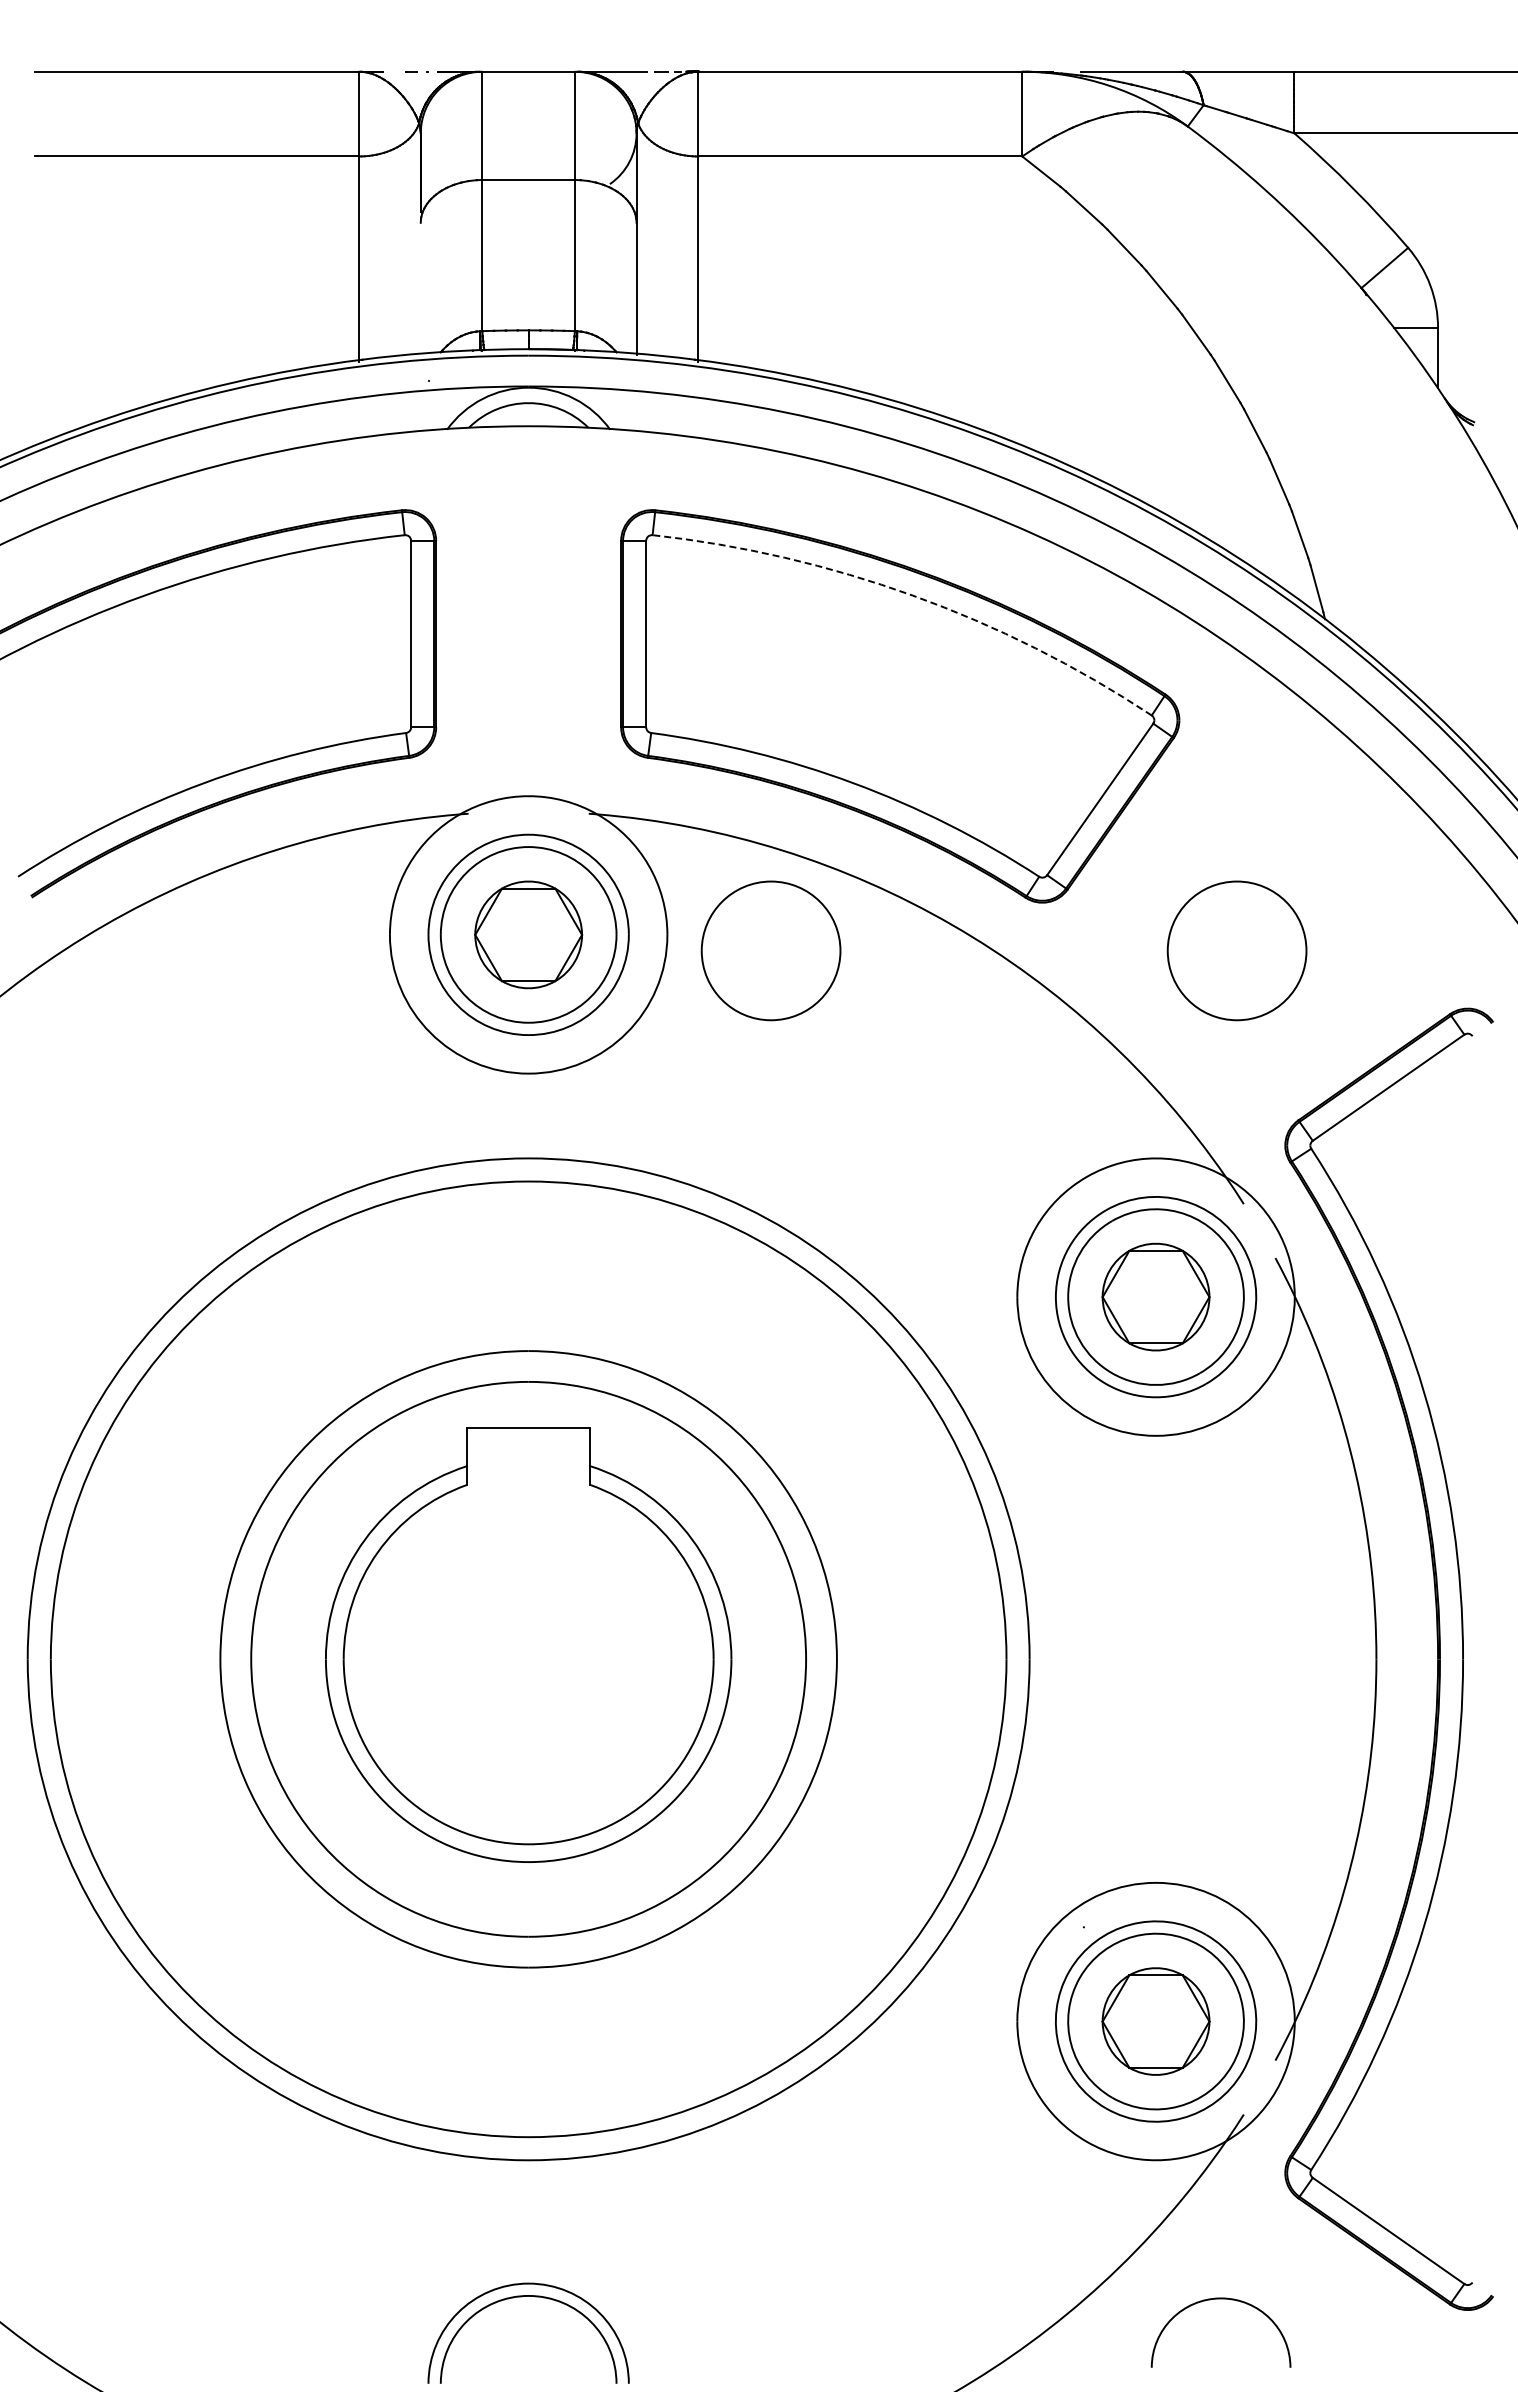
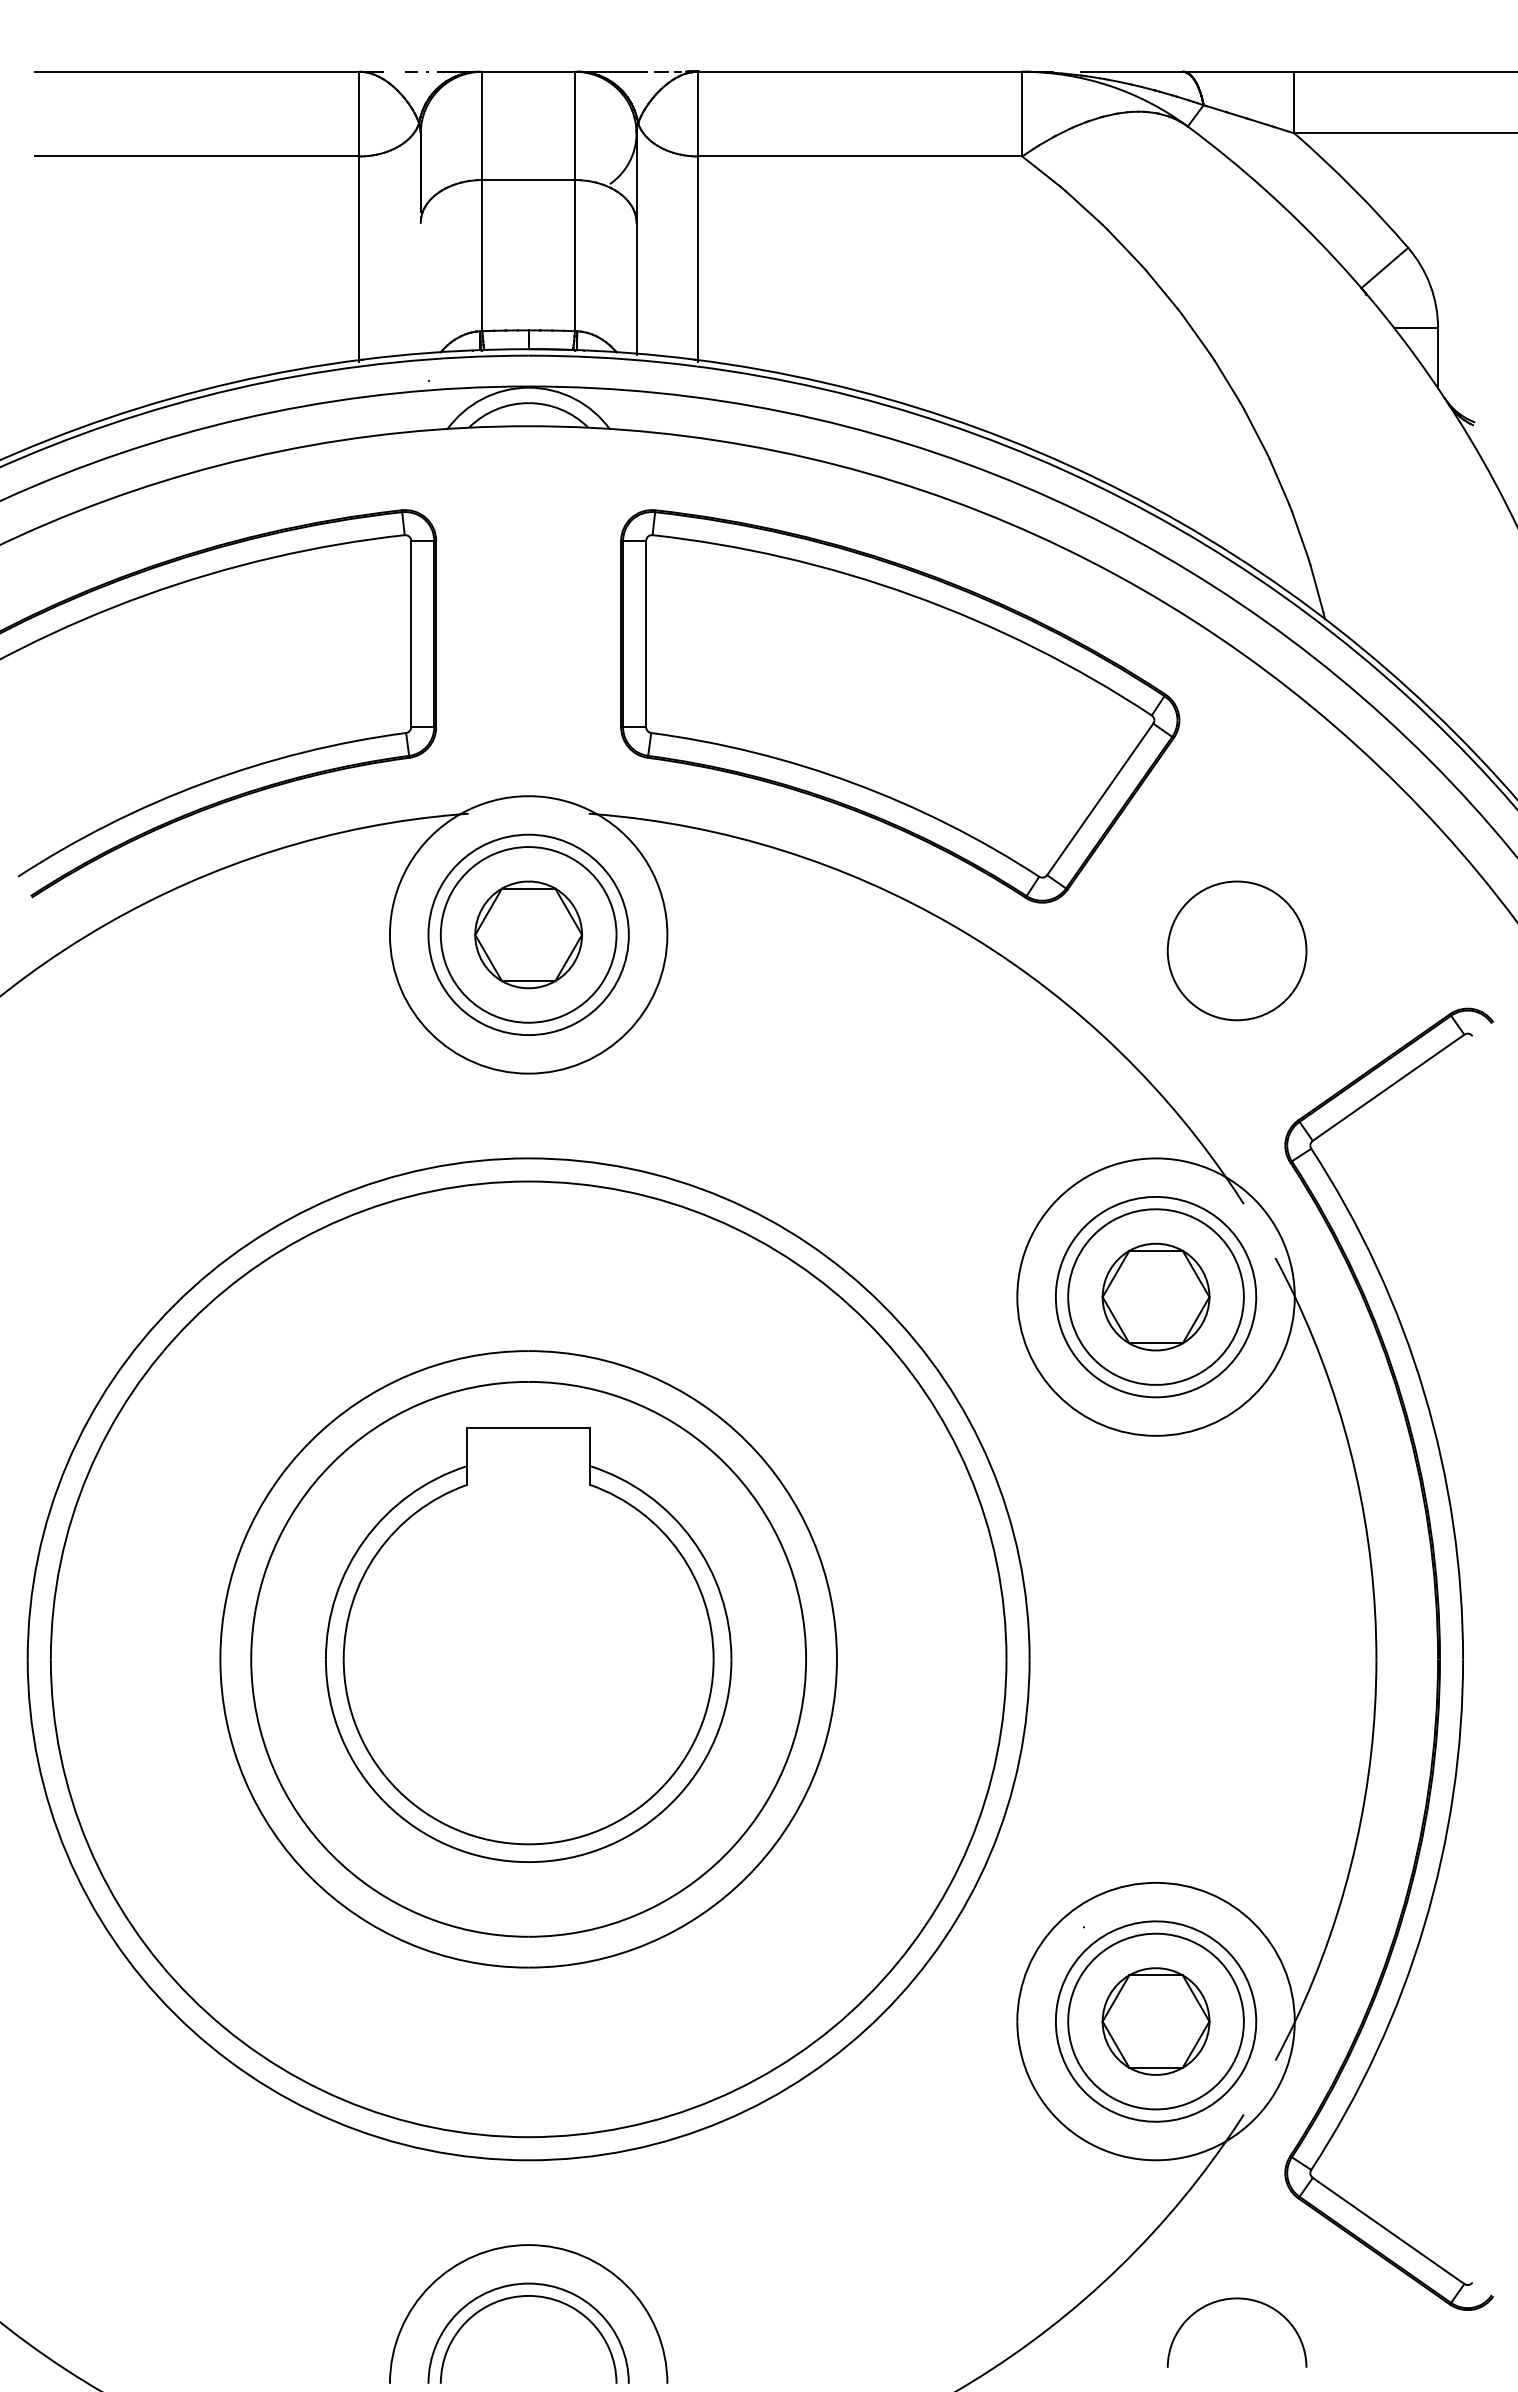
arc: dashed -> solid (912, 595)
part: present -> none (770, 950)
arc: none -> present (523, 2246)
arc position: (1220, 2299) -> (1236, 2299) (1236, 2299)
